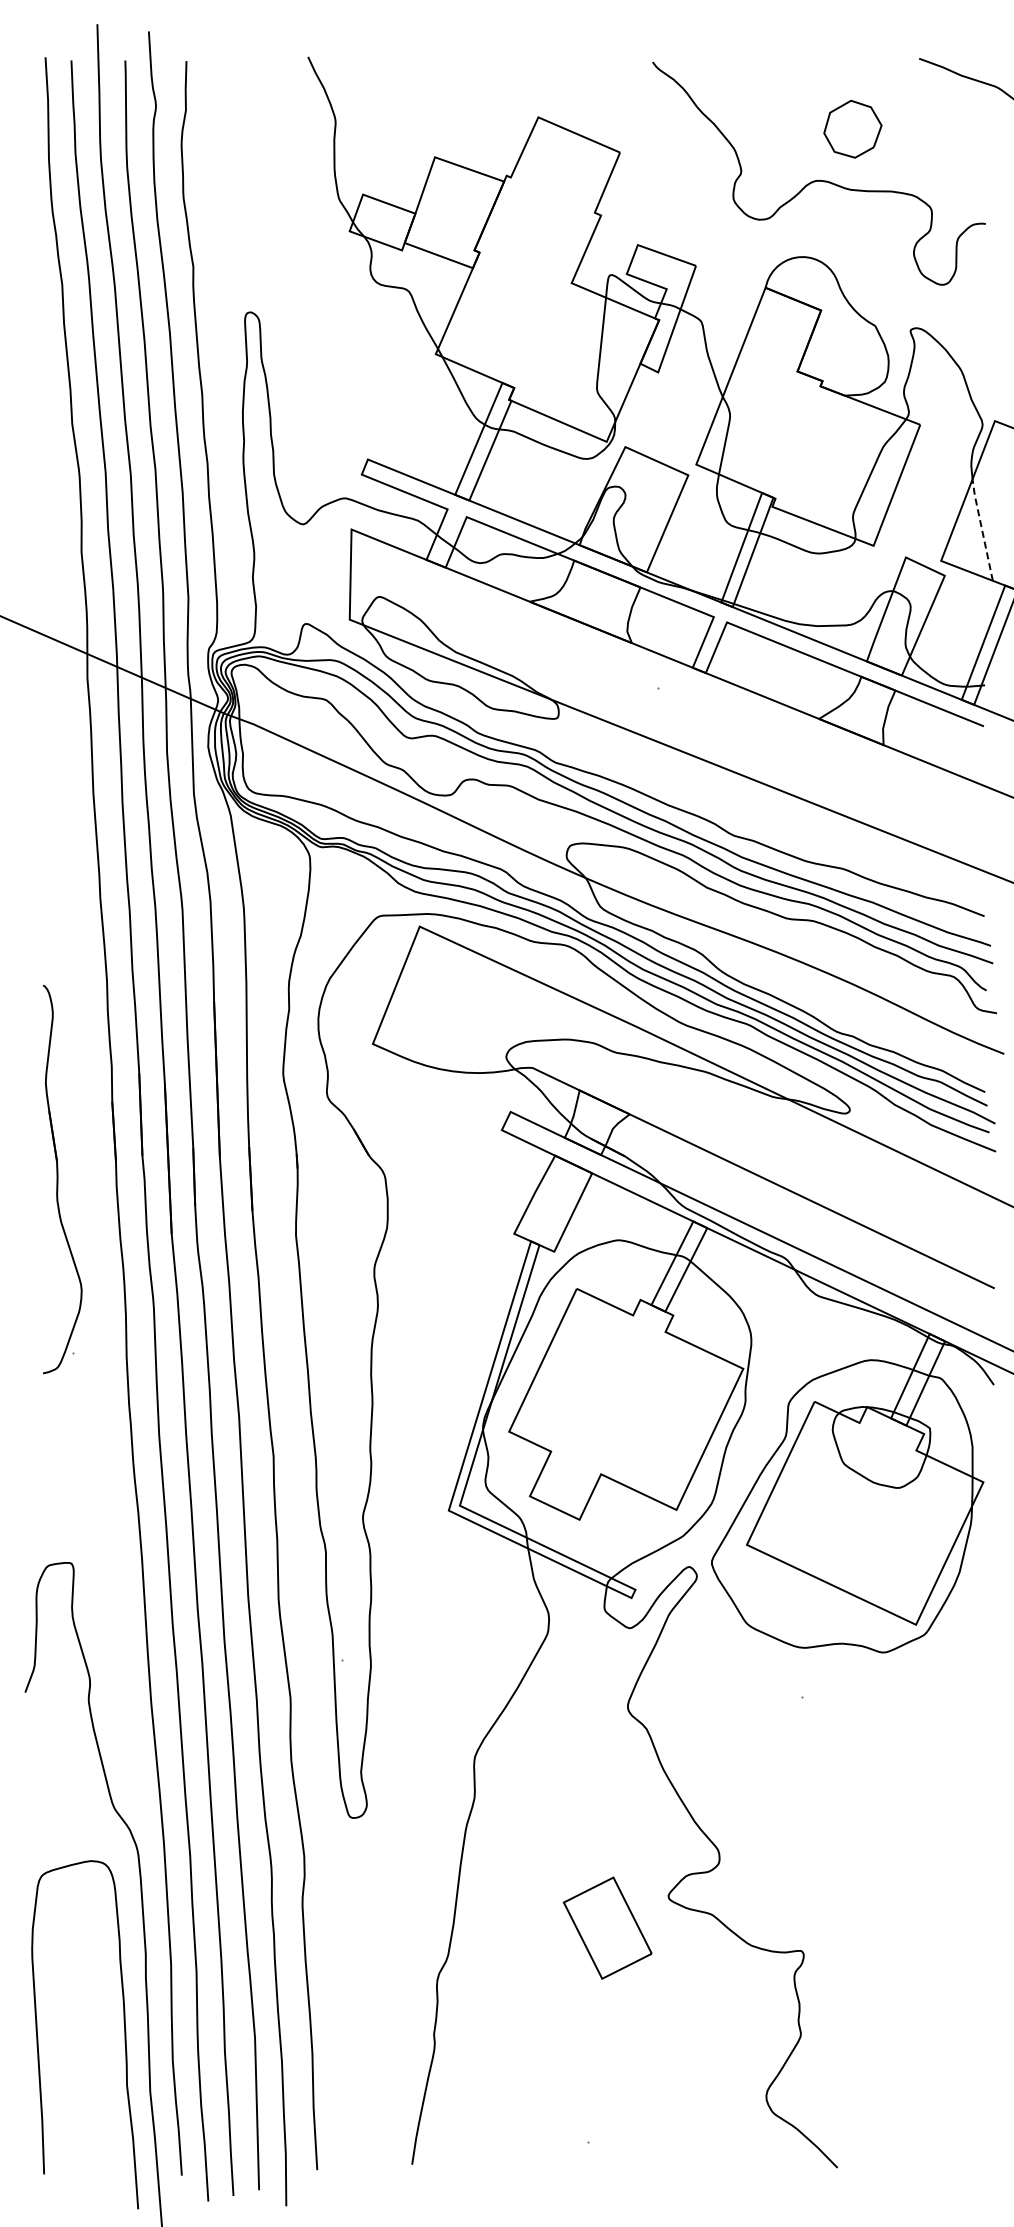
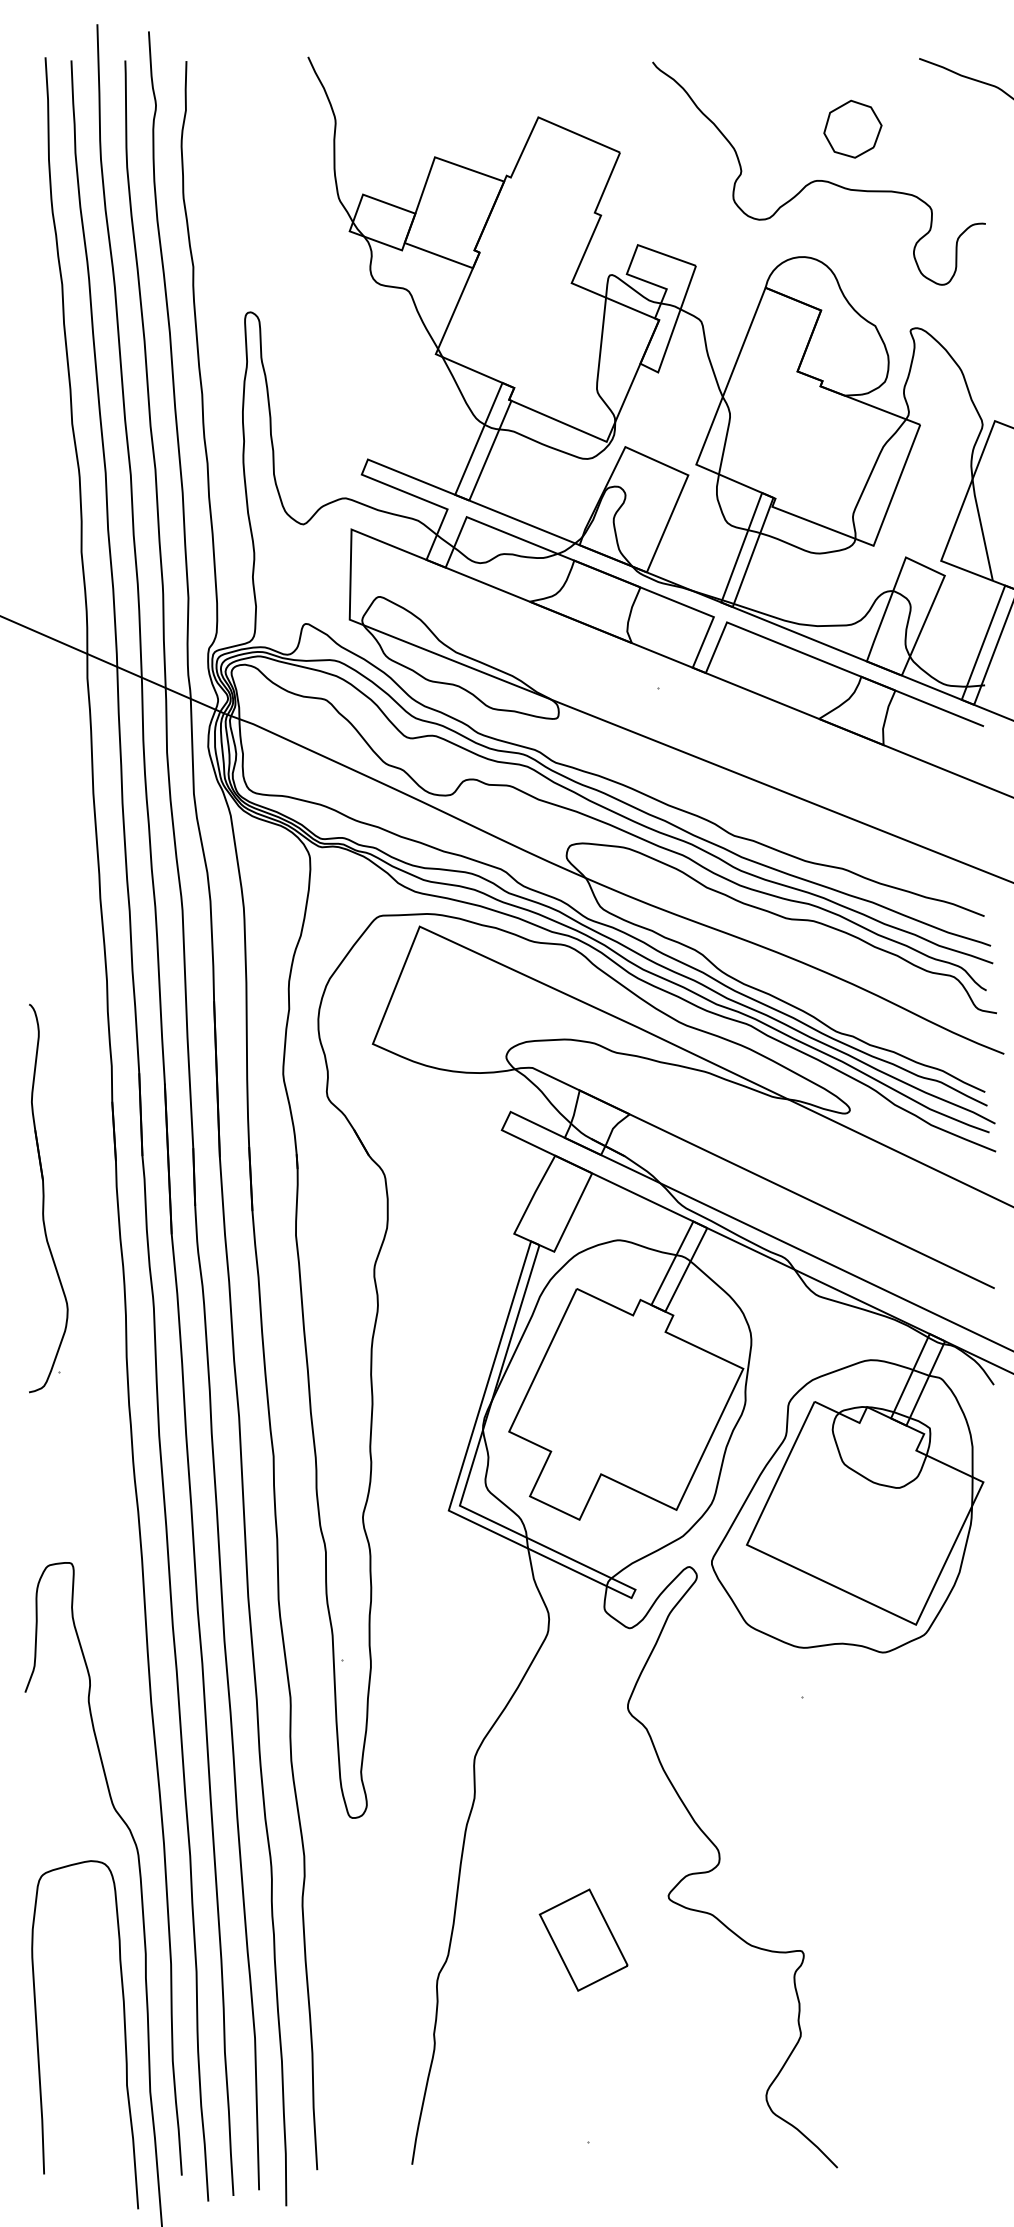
line: dashed -> solid (981, 529)
part position: (62, 1179) -> (48, 1198) (48, 1198)
part position: (607, 1927) -> (583, 1939) (583, 1939)
